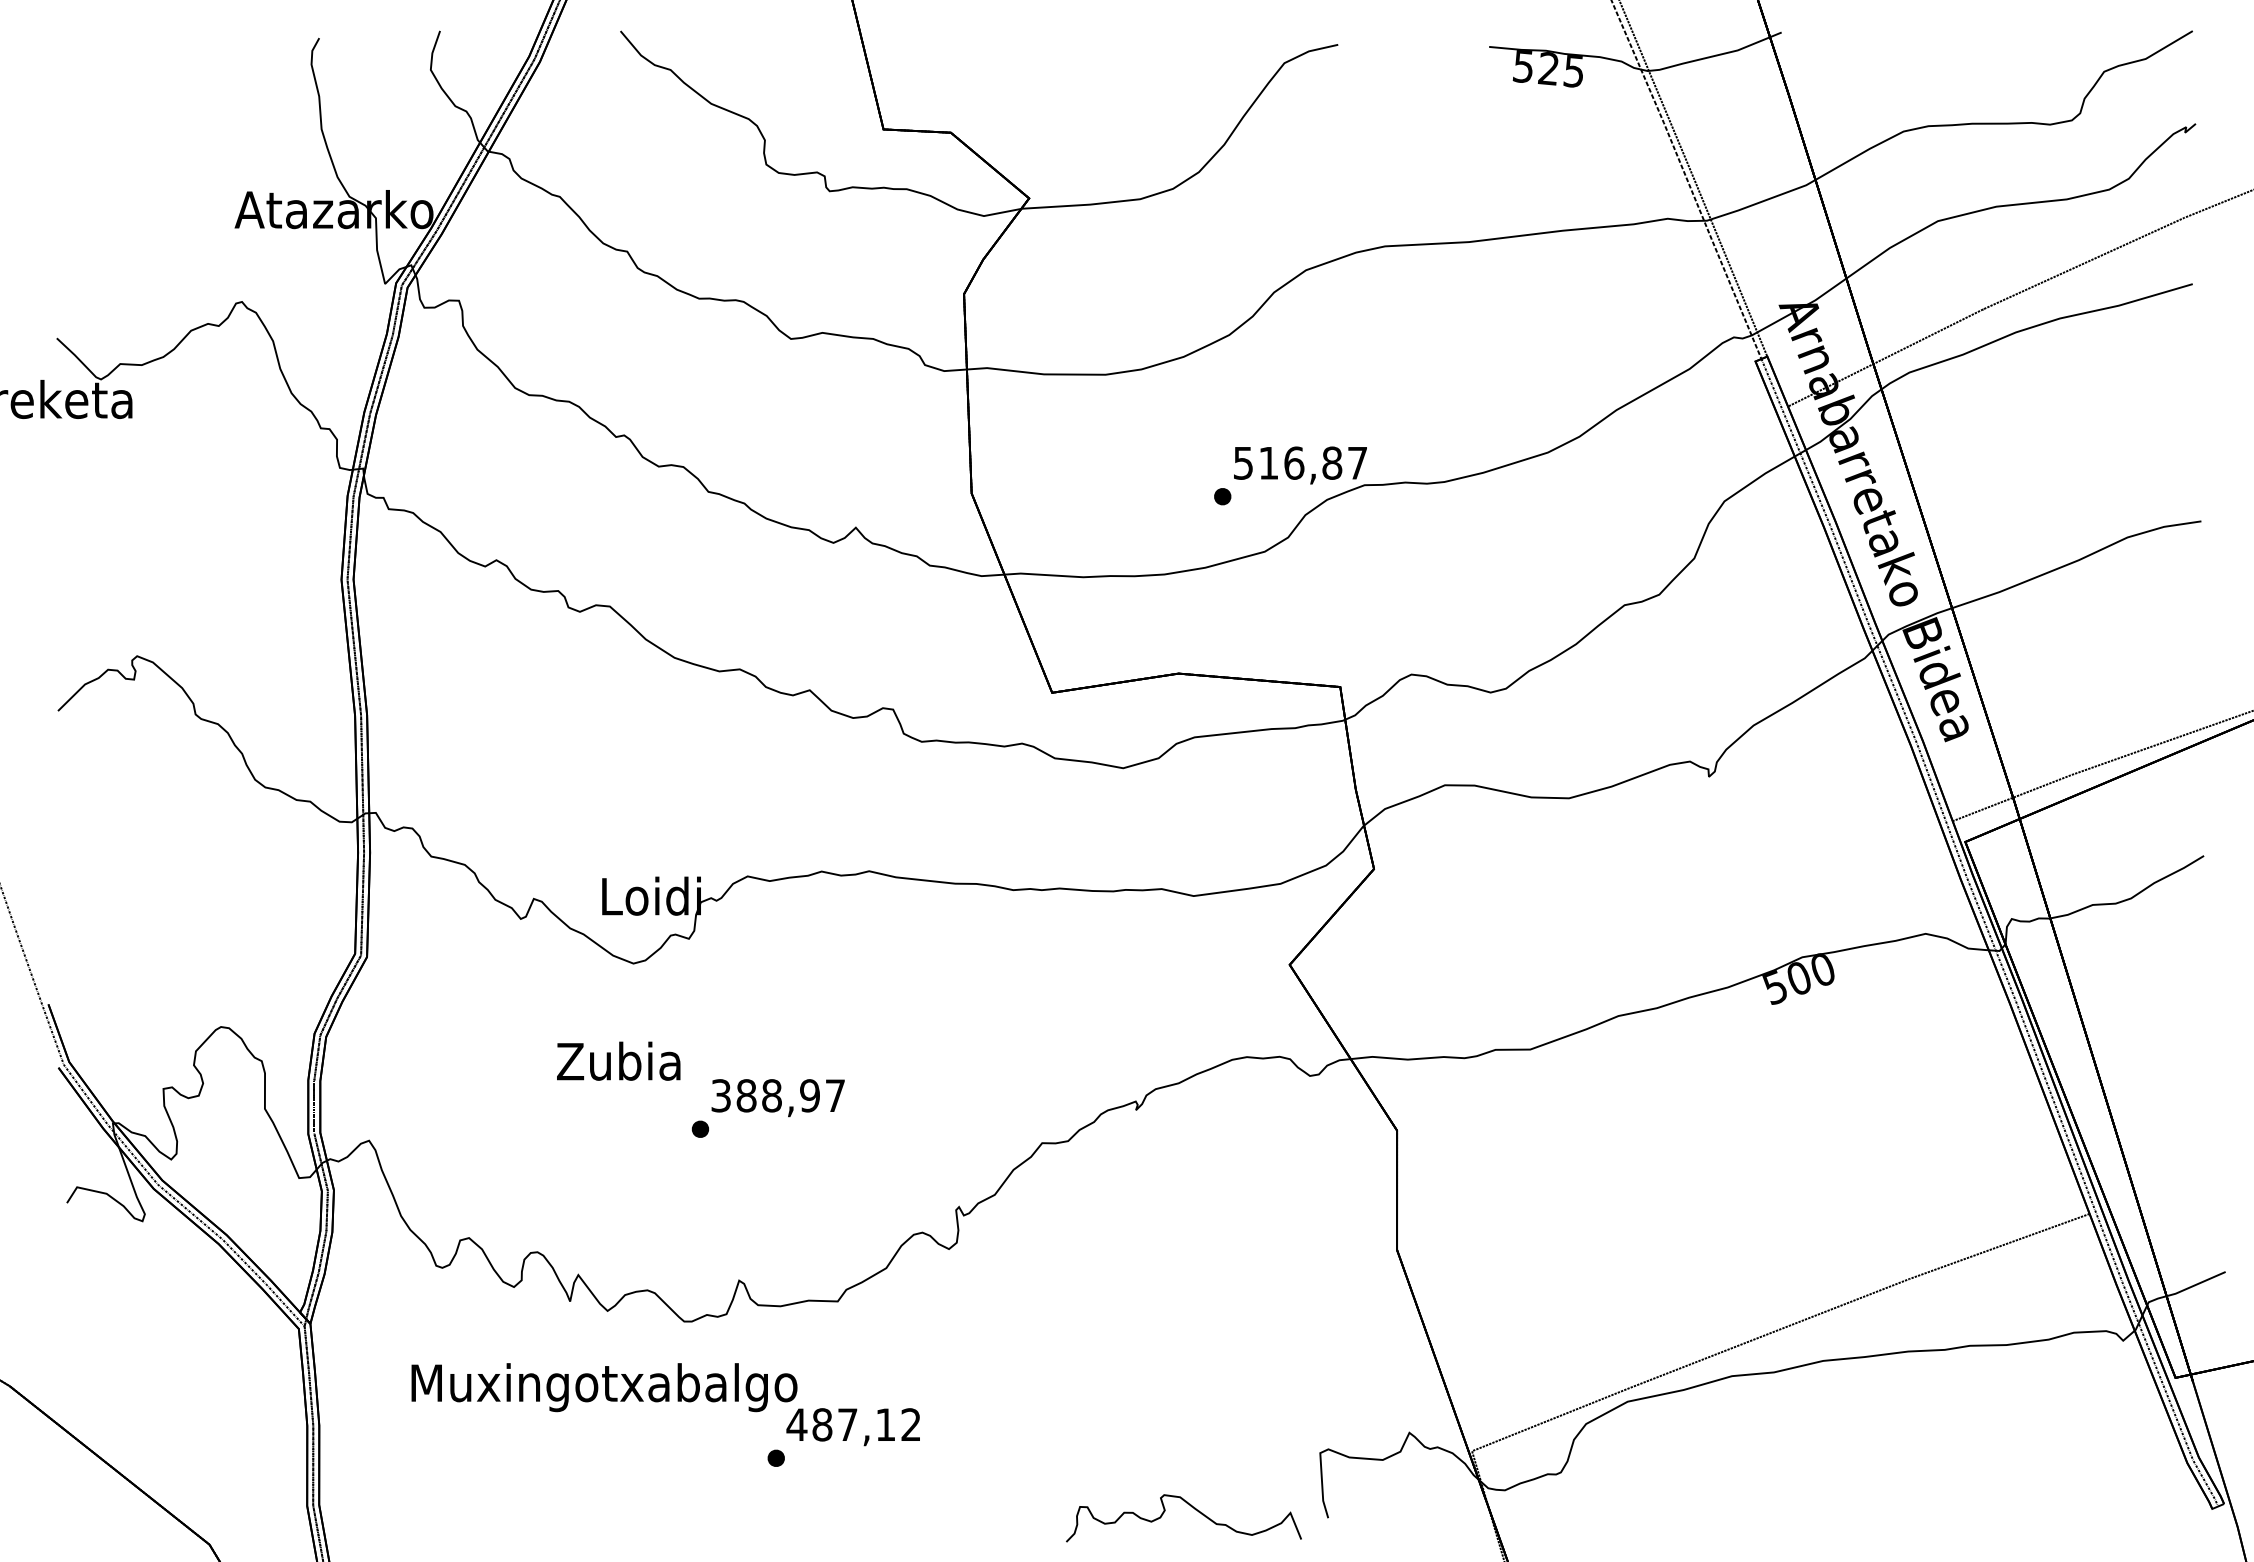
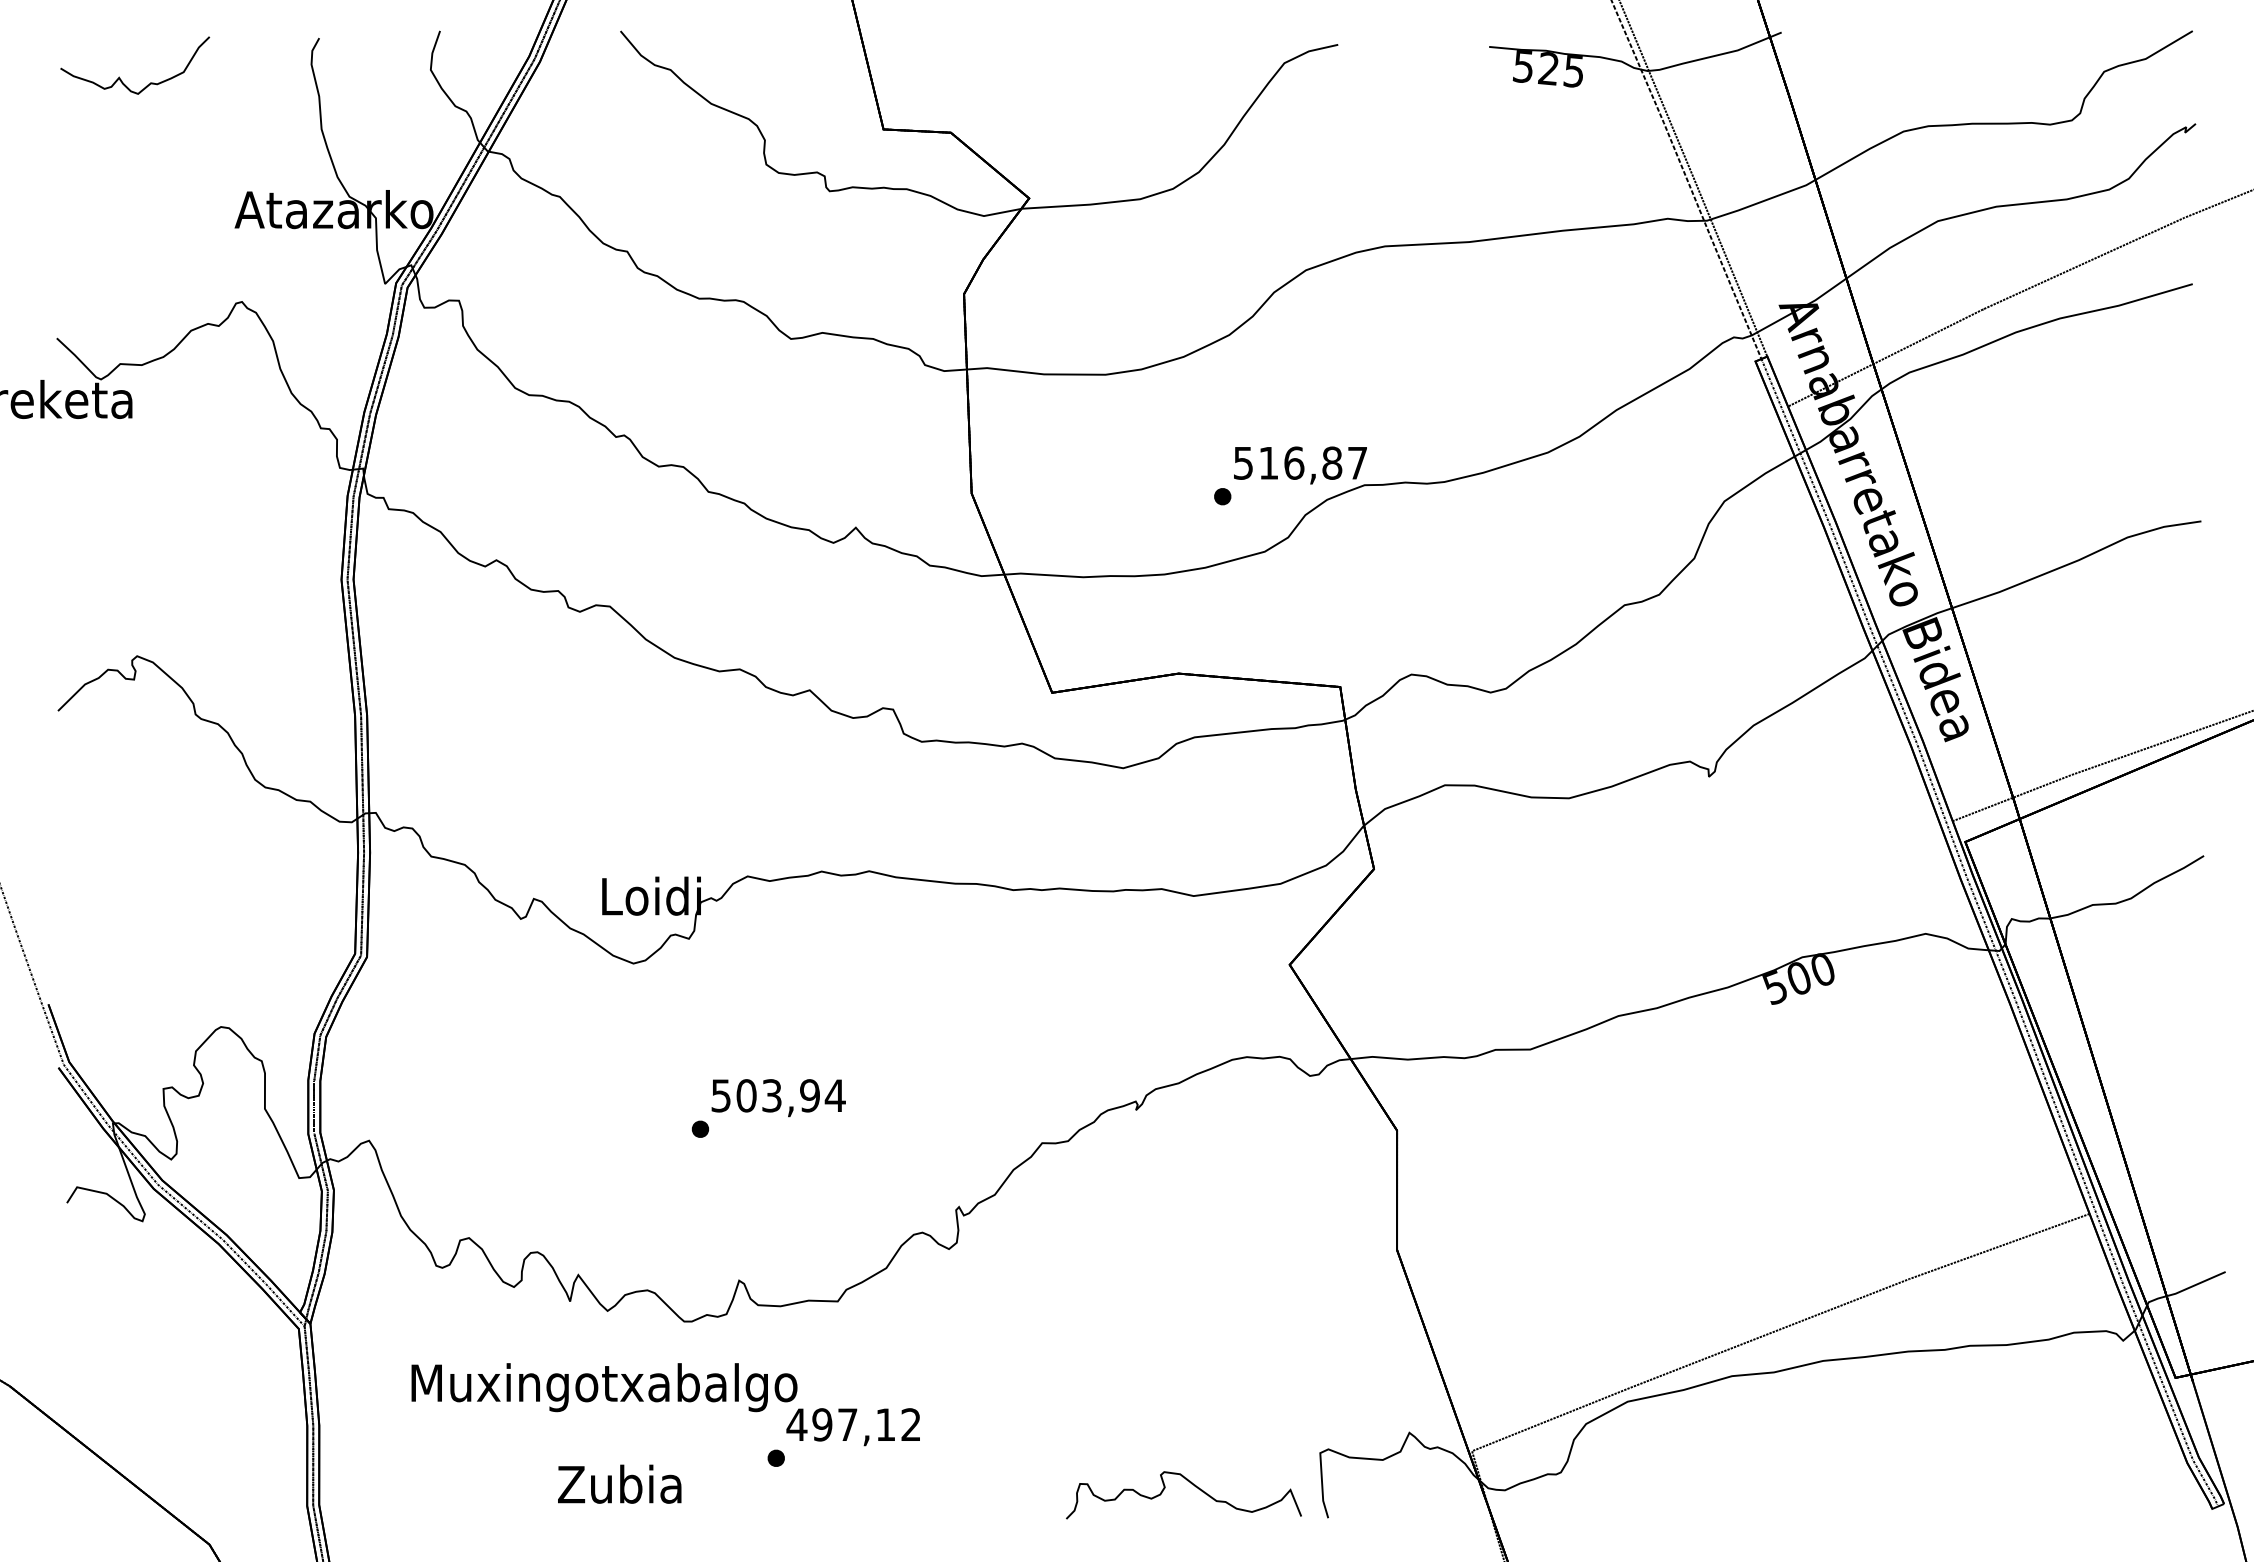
curve: none -> present (119, 76)
text position: (618, 1060) -> (619, 1483) (619, 1483)
text: 388,97 -> 503,94 (778, 1095)
text: 487,12 -> 497,12 (822, 1424)
curve position: (1191, 1507) -> (1191, 1484) (1191, 1484)
